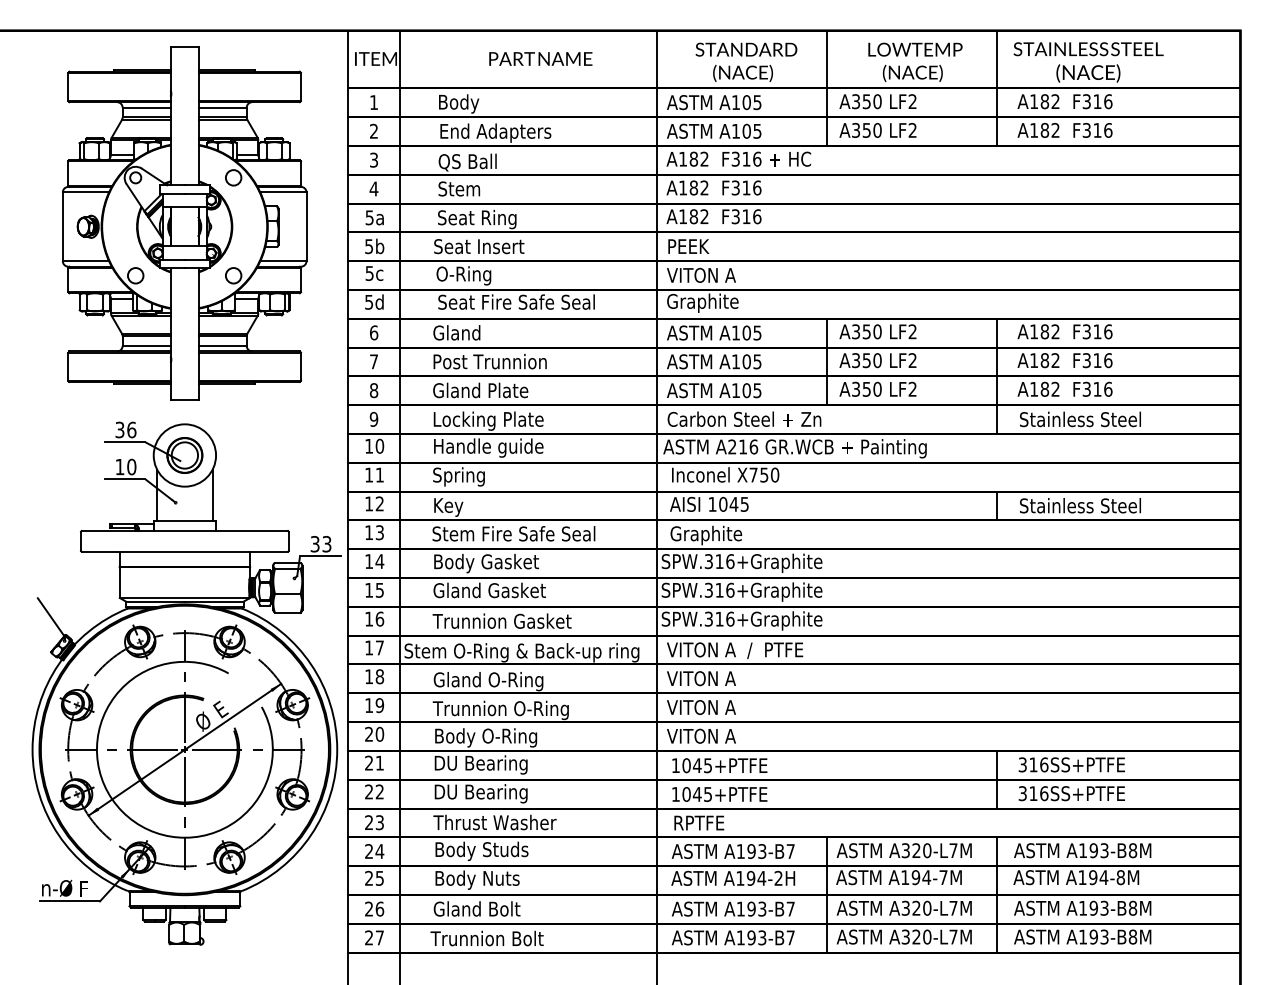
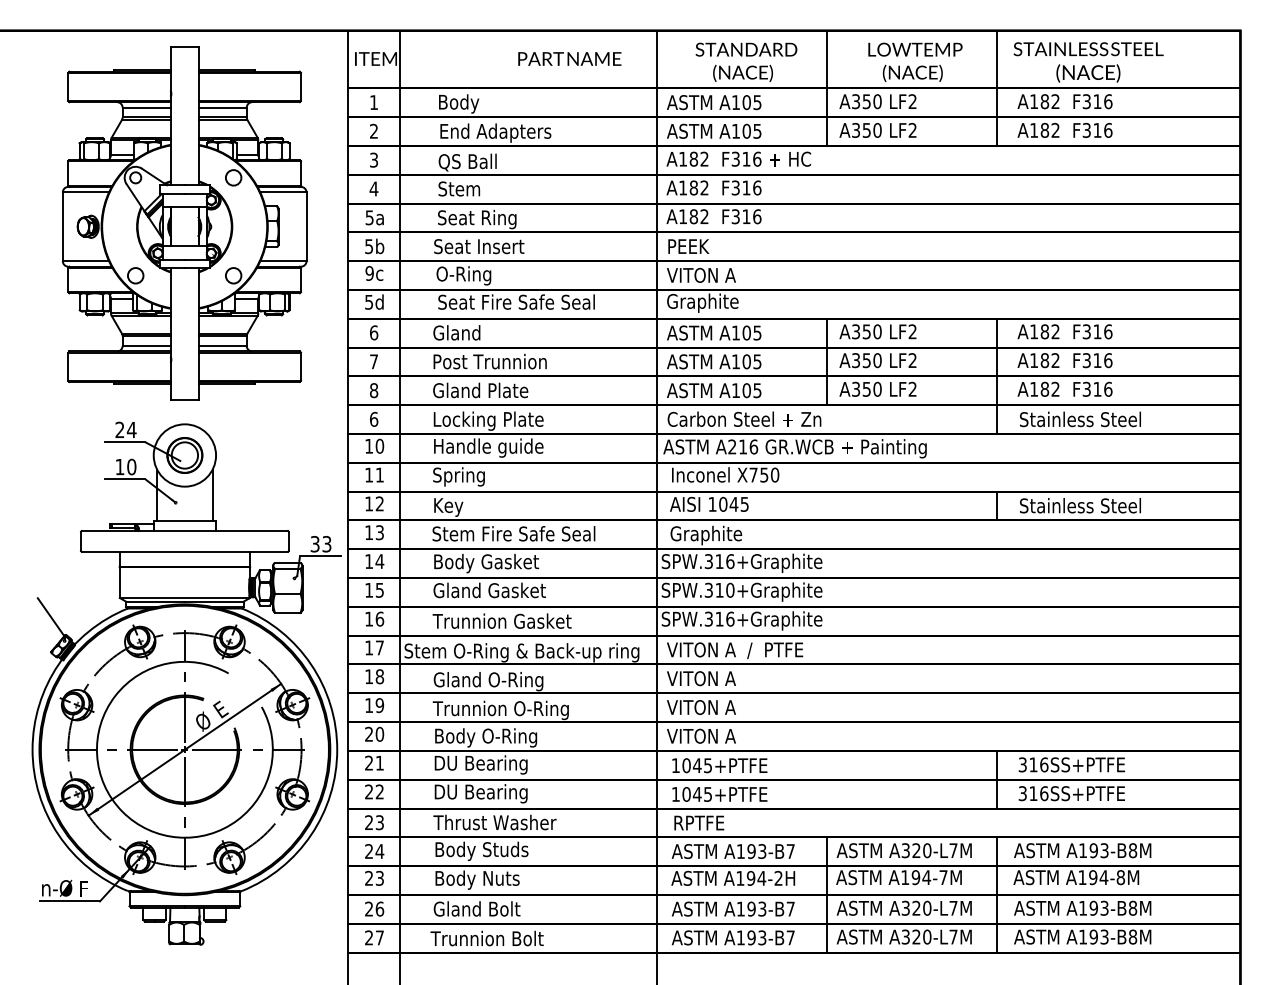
text position: (540, 58) -> (569, 58) (569, 58)
text: 5c -> 9c (369, 273)
text: 9 -> 6 (373, 418)
text: 36 -> 24 (125, 429)
text: SPW.316+Graphite -> SPW.310+Graphite (730, 589)
text: 25 -> 23 (379, 877)
